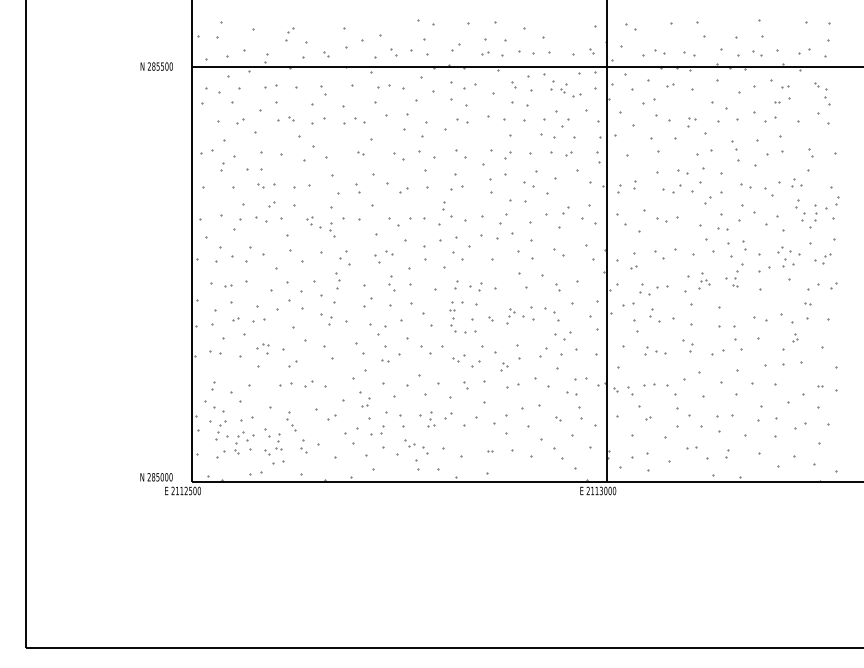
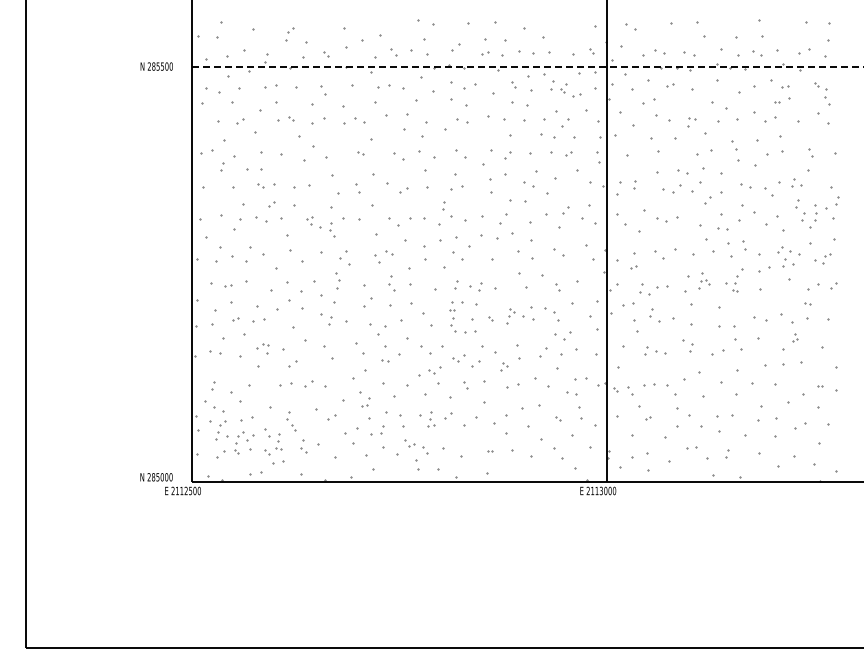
line: solid -> dashed (527, 66)
part size: 5x10 px -> 6x15 px (618, 188)
part position: (734, 275) -> (734, 280) (734, 280)
part: none -> present (434, 370)
